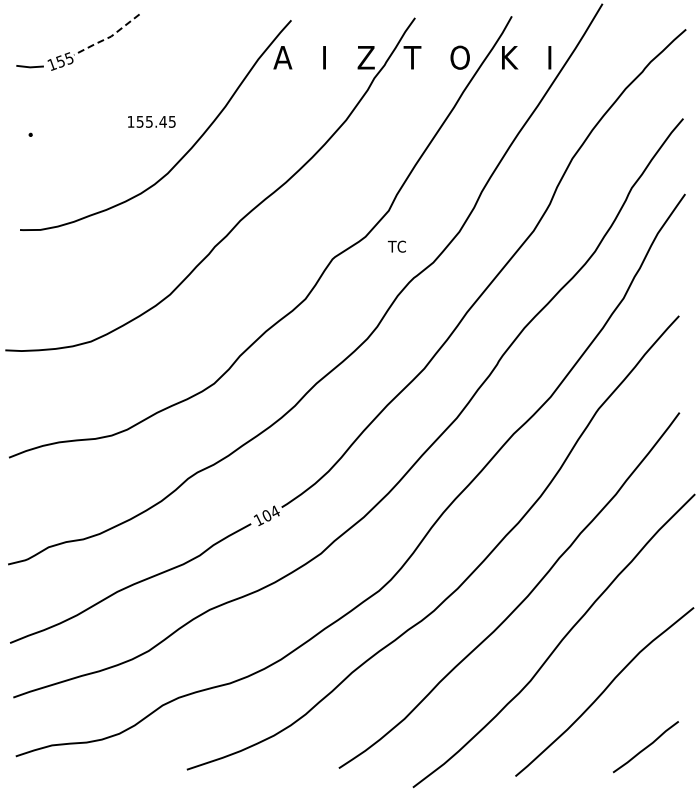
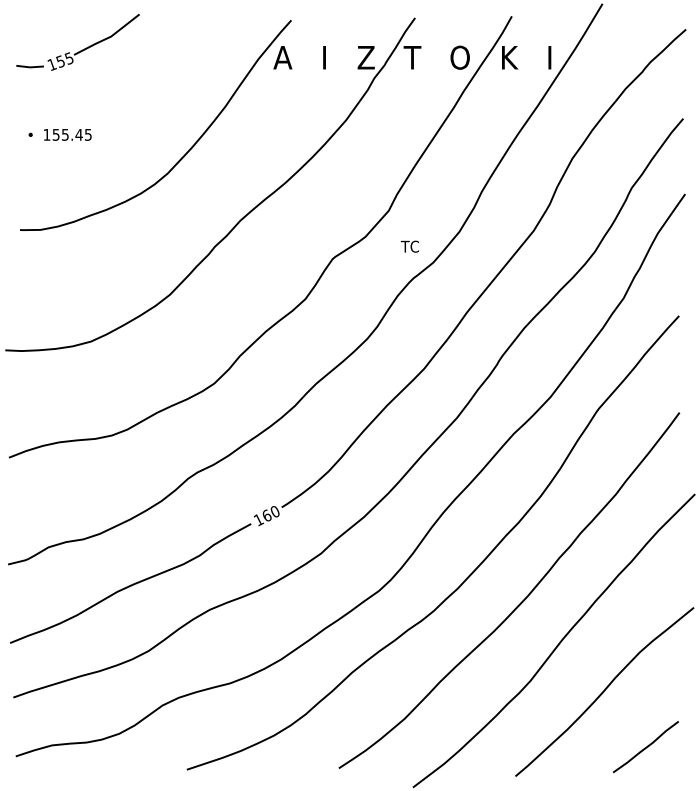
line: dashed -> solid (108, 37)
text position: (151, 121) -> (67, 134) (67, 134)
text position: (396, 246) -> (409, 246) (409, 246)
text: 104 -> 160 (270, 512)
